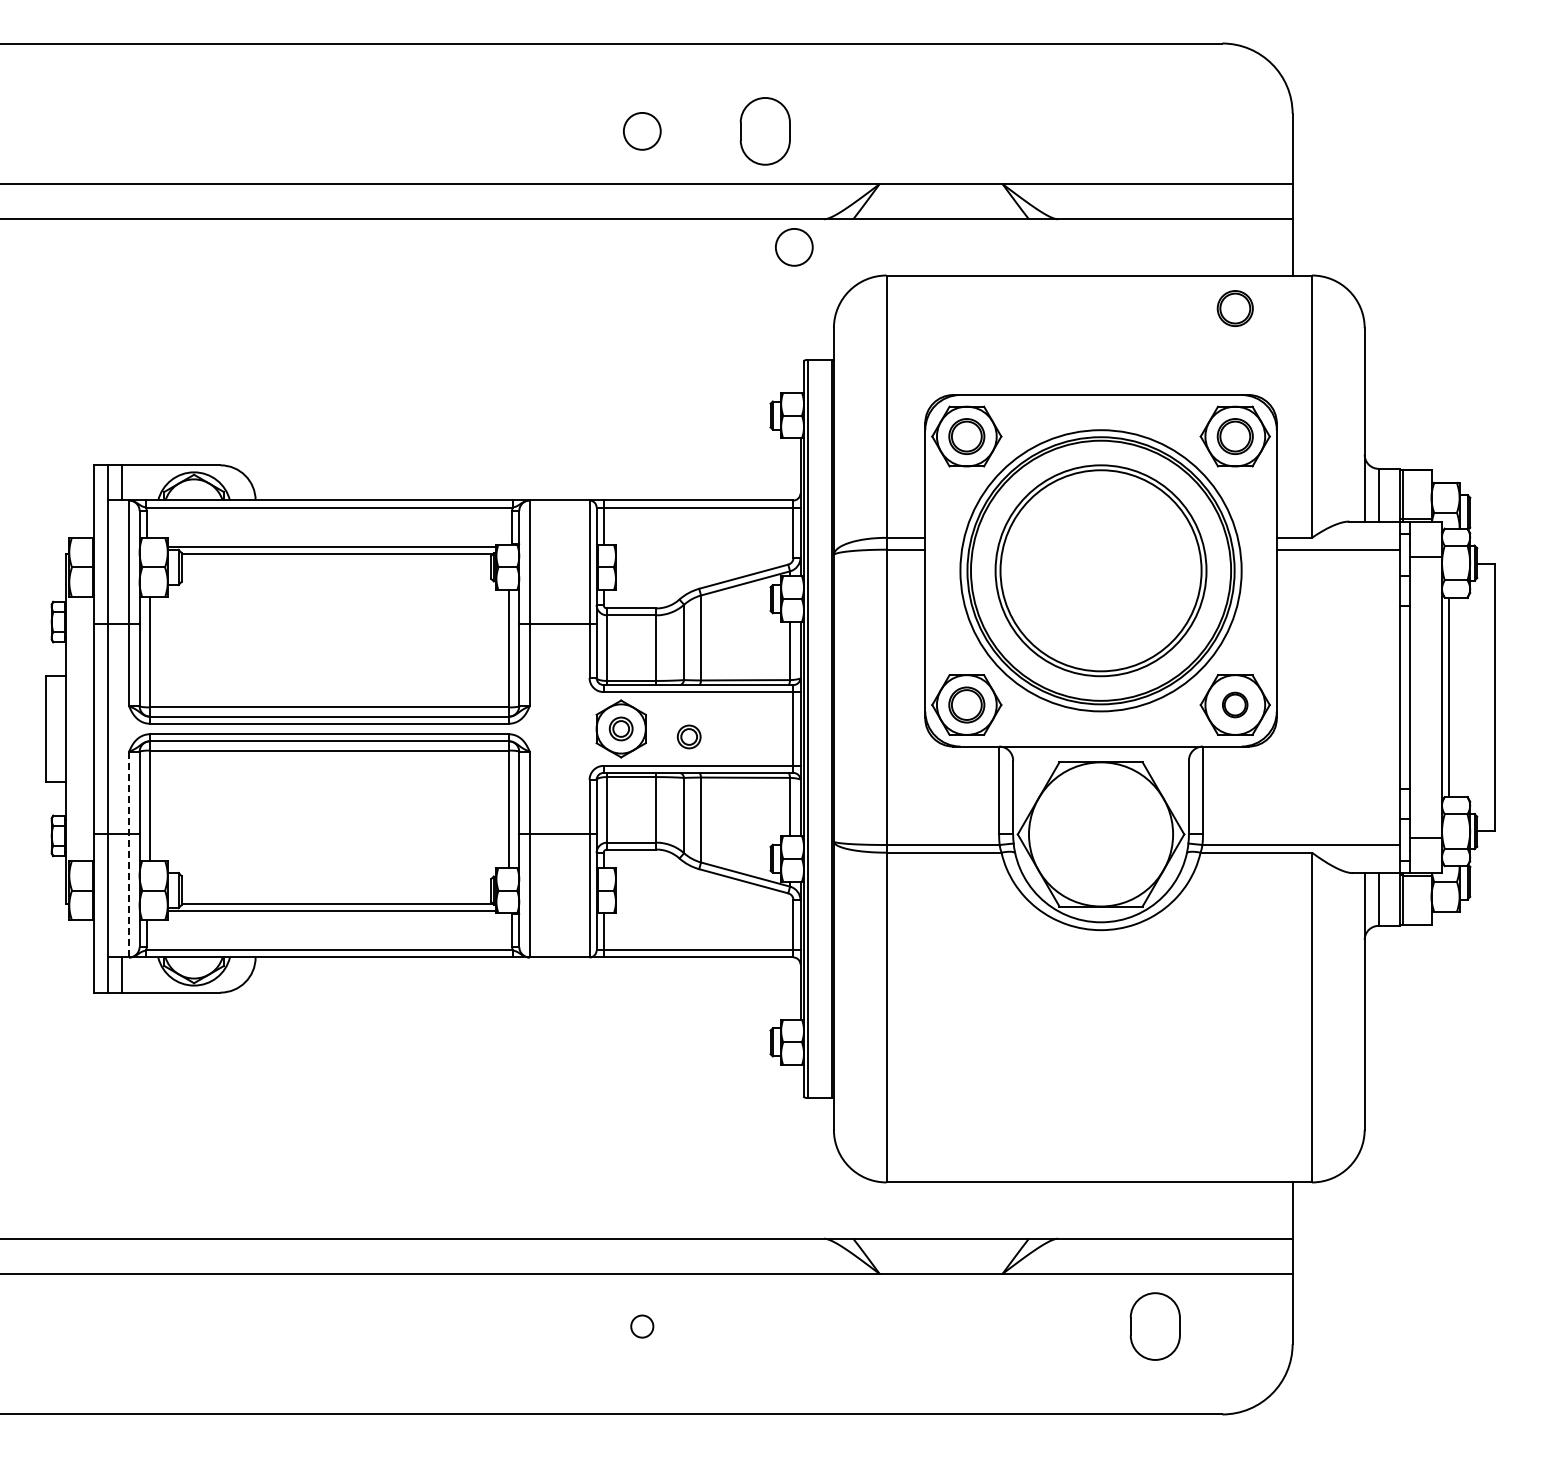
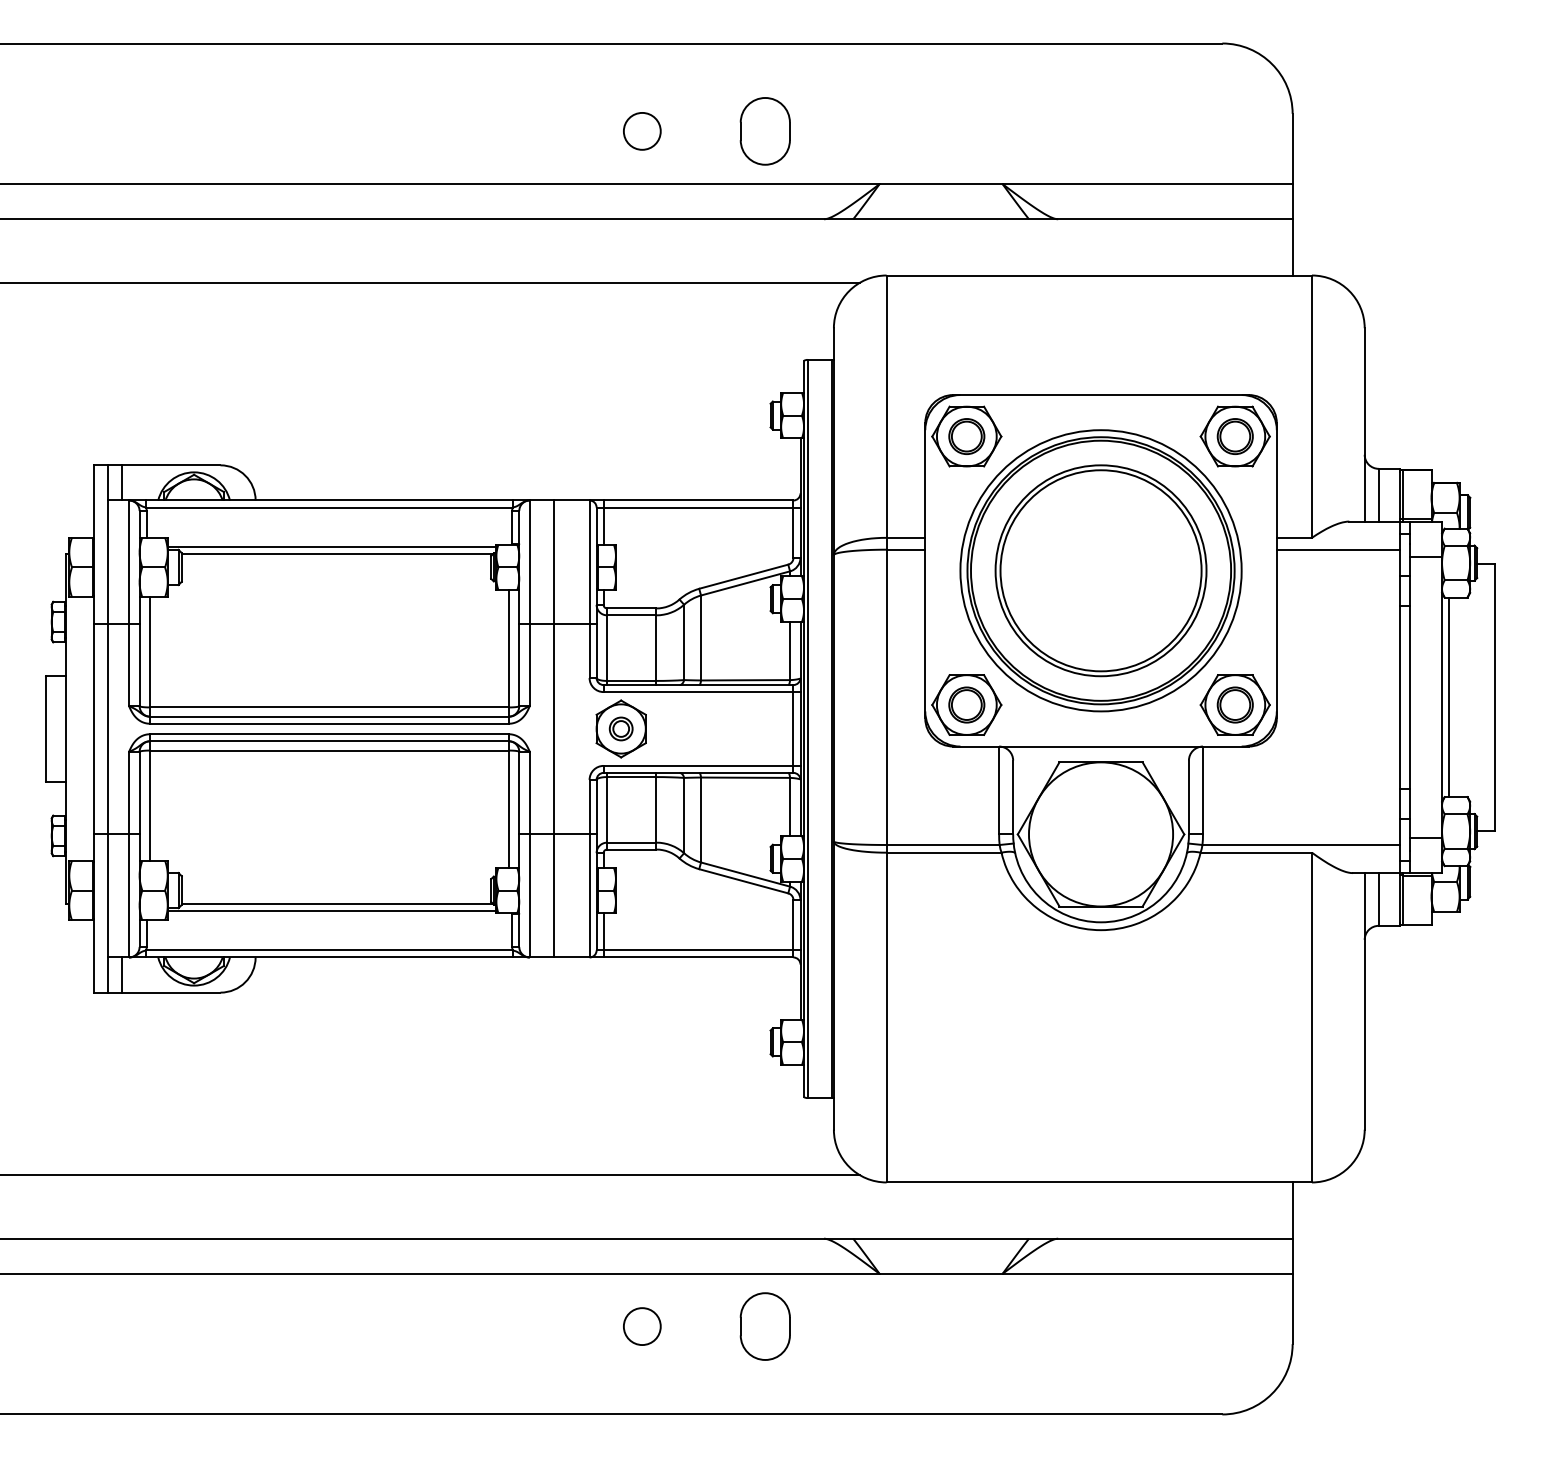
circle: present -> none (794, 247)
line: none -> present (431, 282)
part: present -> none (1234, 308)
part size: 27x28 px -> 38x38 px (1234, 704)
line: none -> present (554, 728)
part: present -> none (688, 736)
line: dashed -> solid (129, 854)
line: none -> present (431, 1175)
circle diameter: 22 px -> 37 px (641, 1326)
part position: (1154, 1326) -> (764, 1326) (764, 1326)
